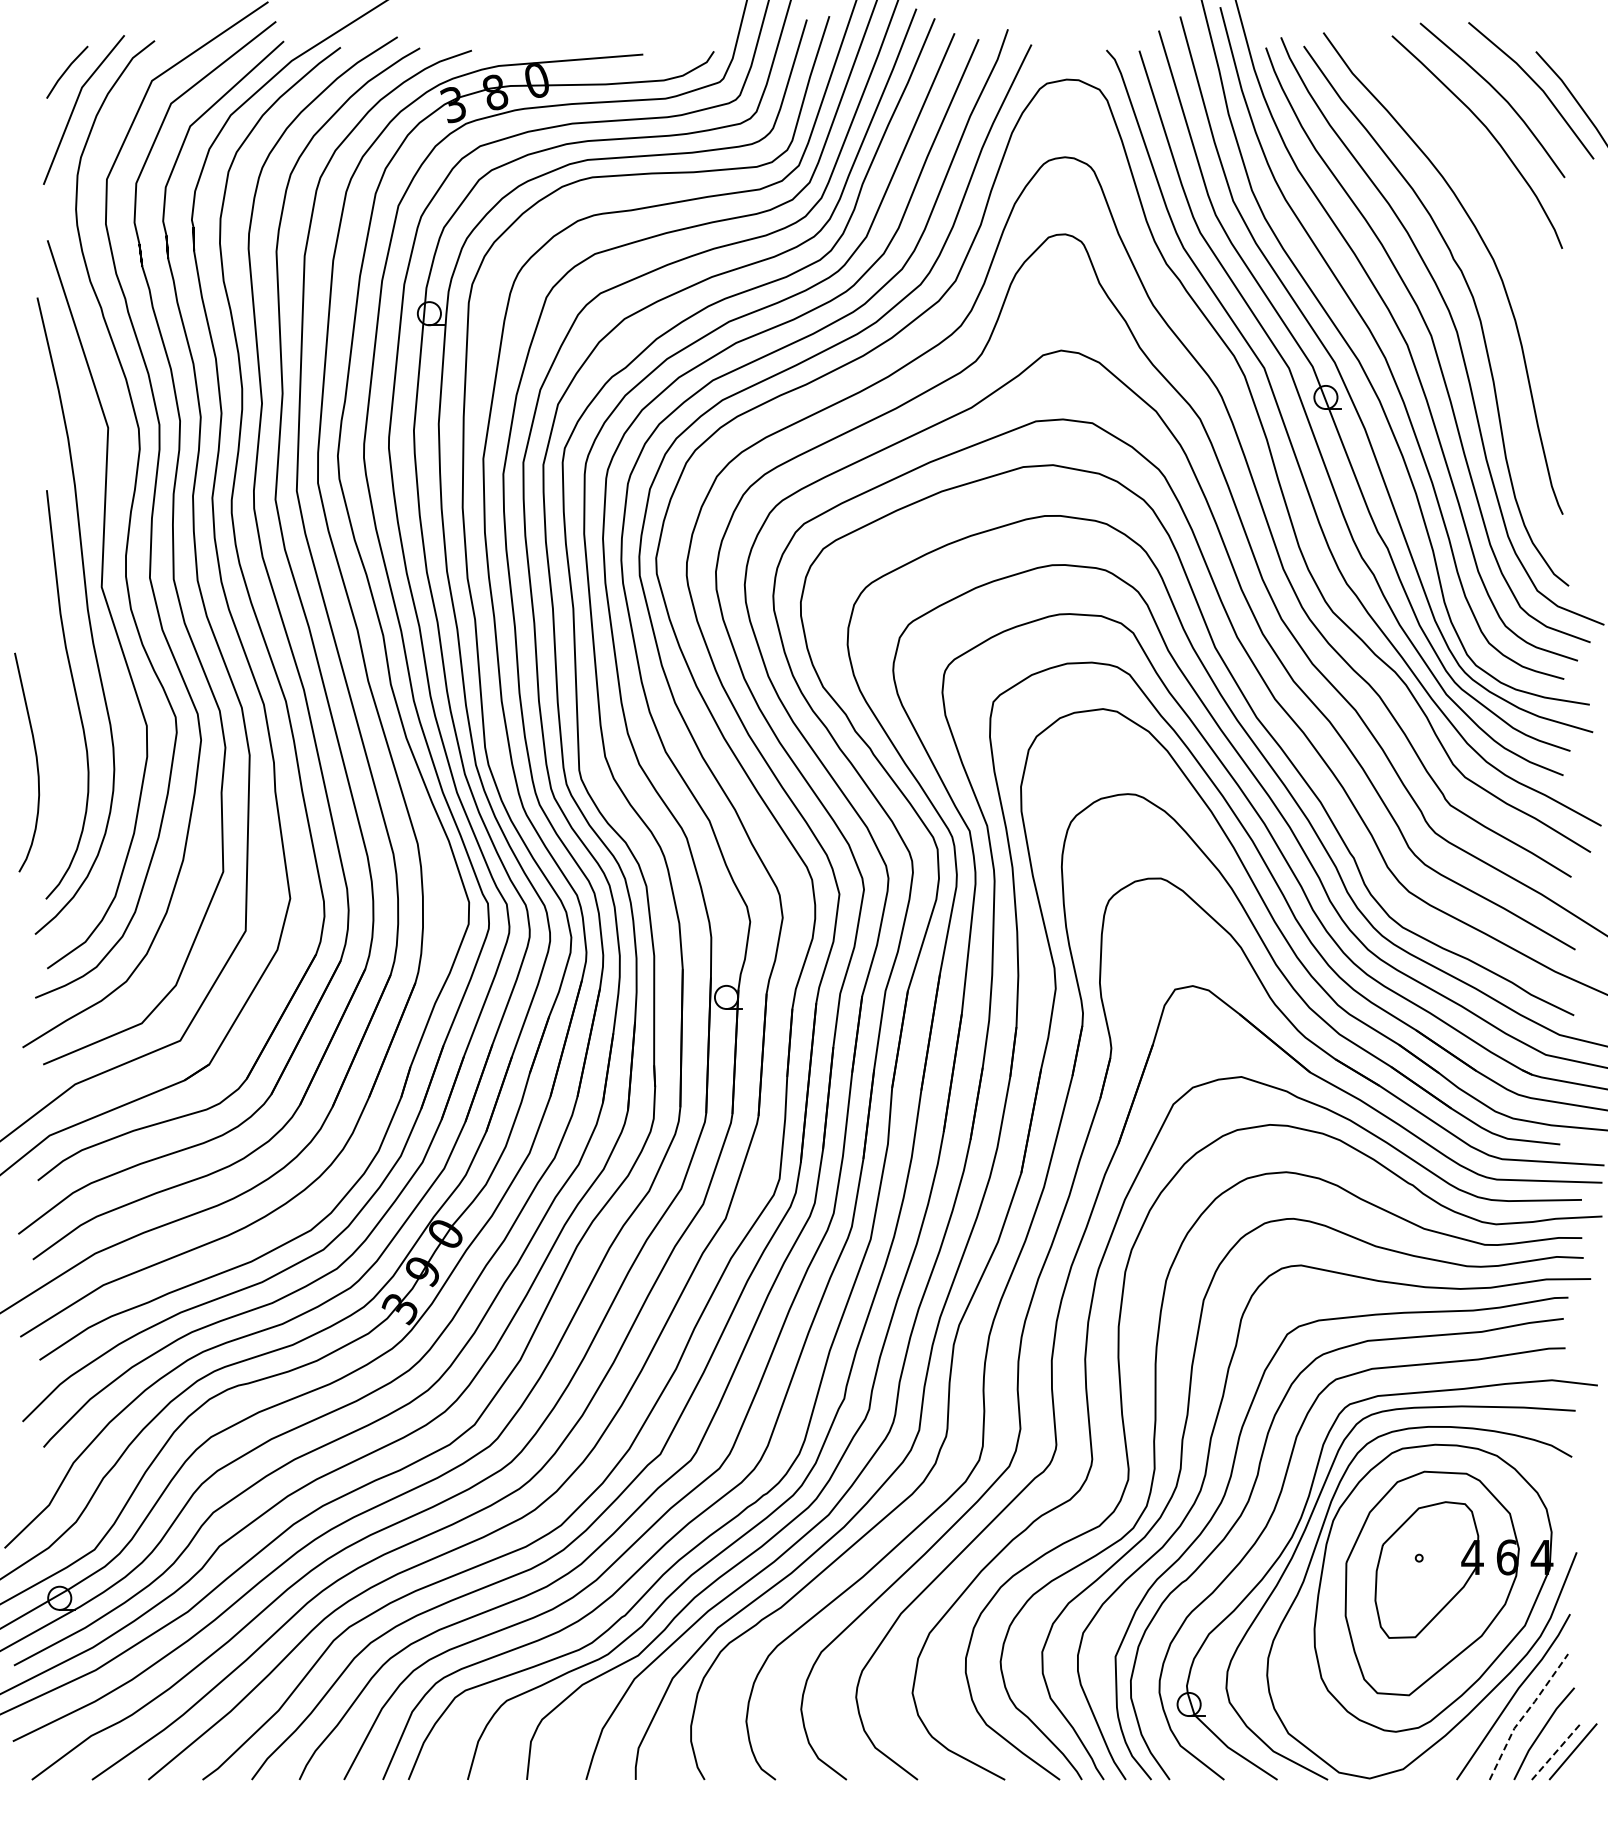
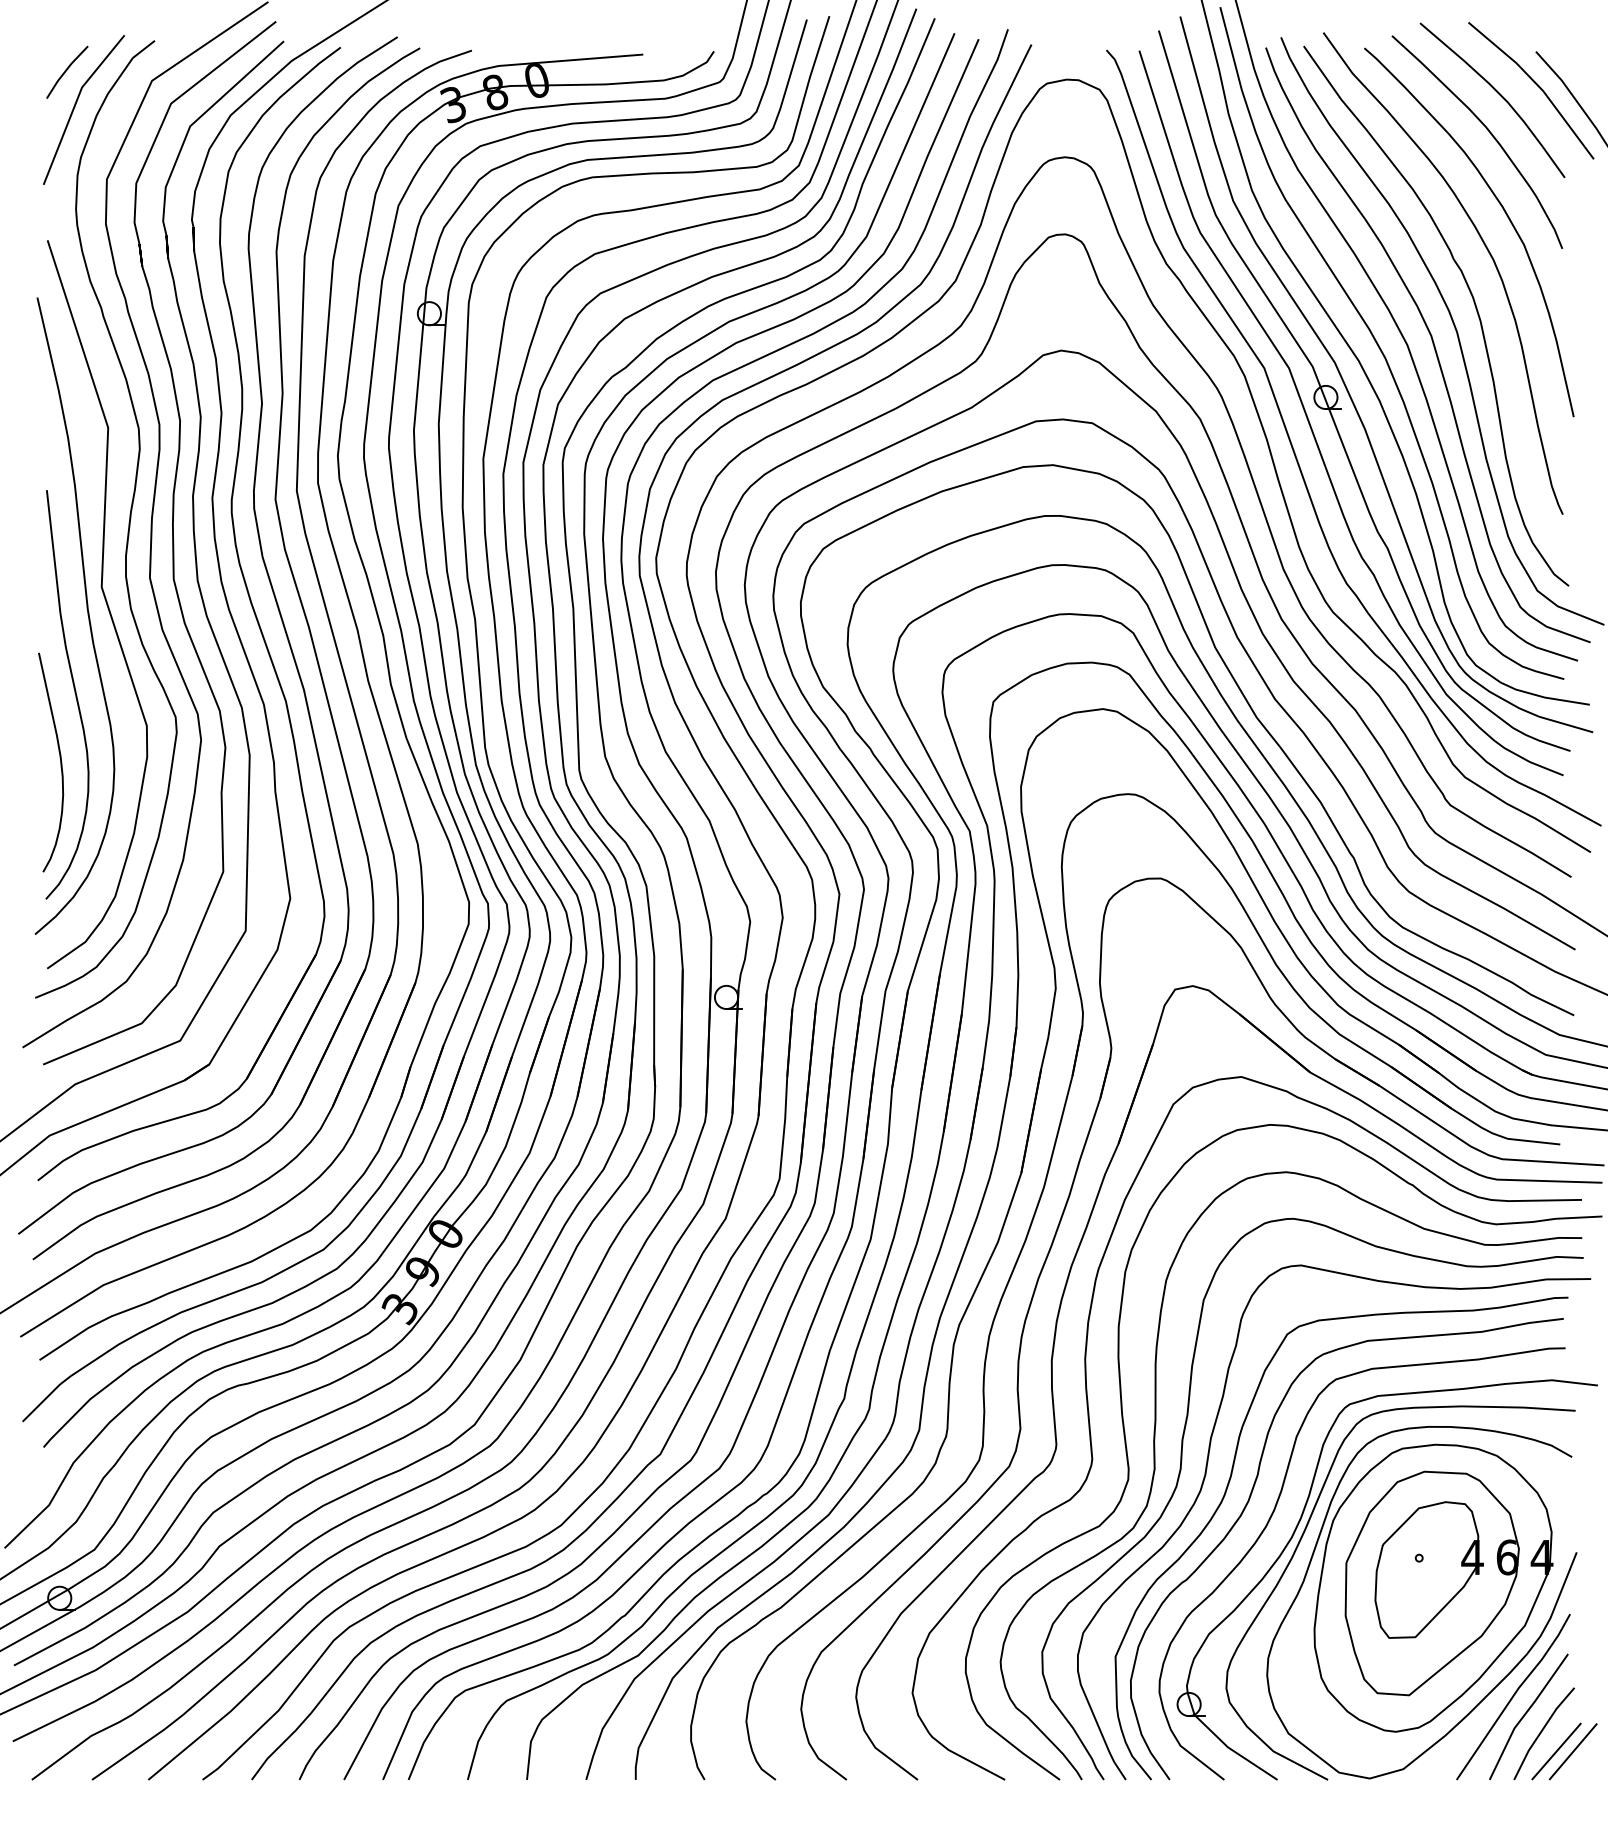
curve: none -> present (1505, 214)
curve position: (35, 758) -> (59, 758) (59, 758)
line: dashed -> solid (1525, 1714)
line: dashed -> solid (1556, 1751)
